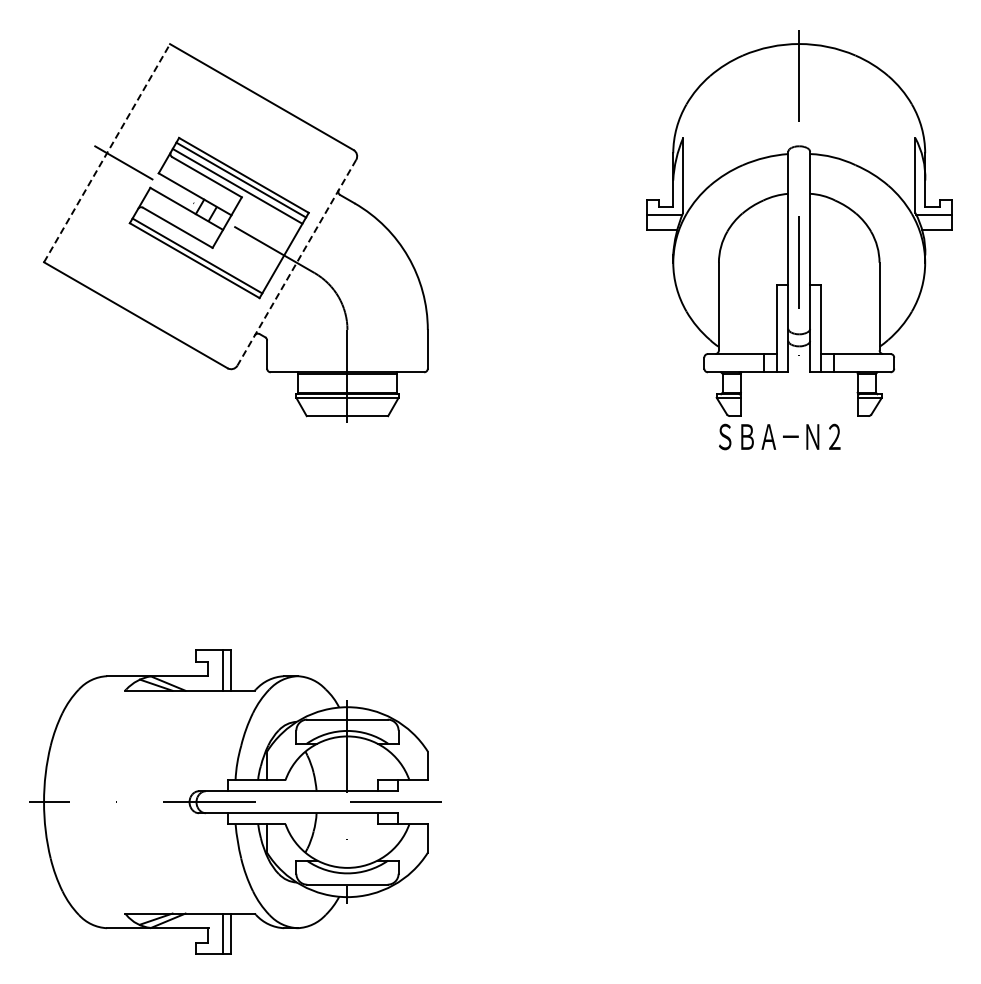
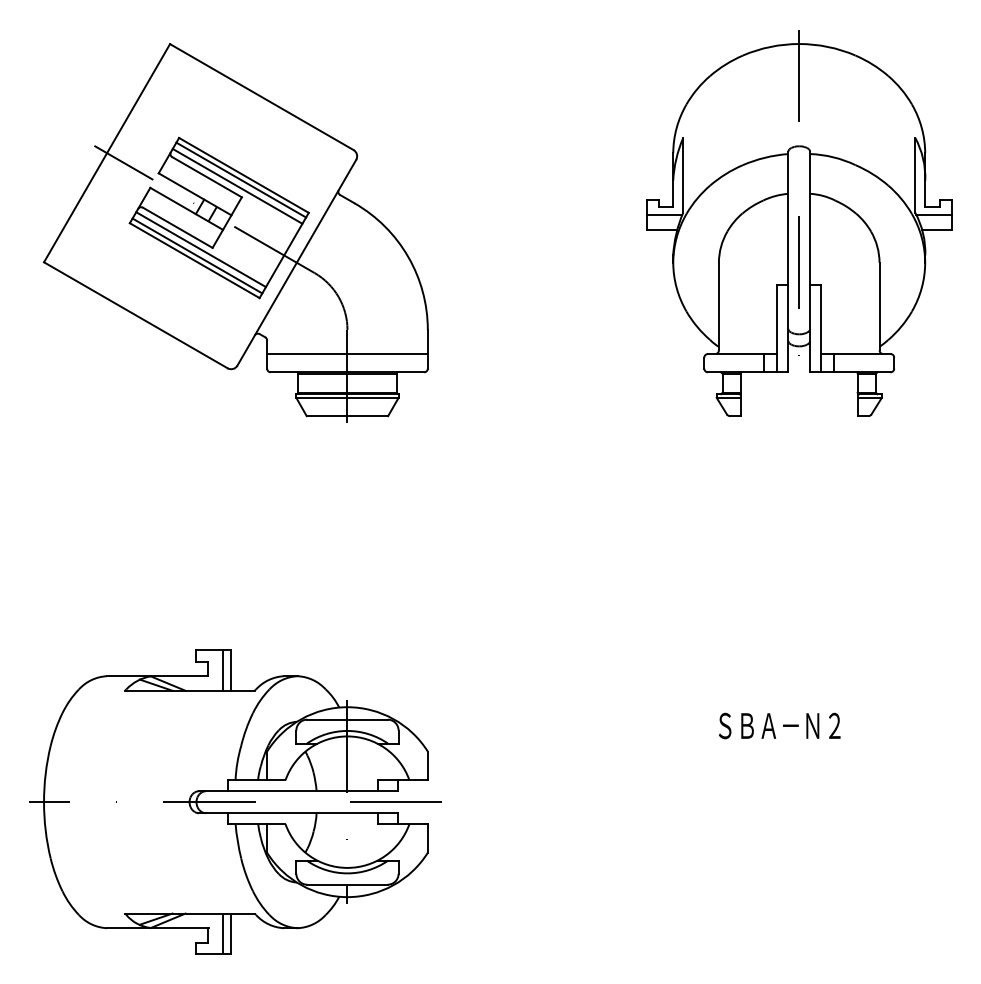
line: dashed -> solid (107, 153)
line: none -> present (200, 249)
line: dashed -> solid (296, 262)
line: none -> present (347, 354)
text position: (779, 436) -> (779, 725) (779, 725)
